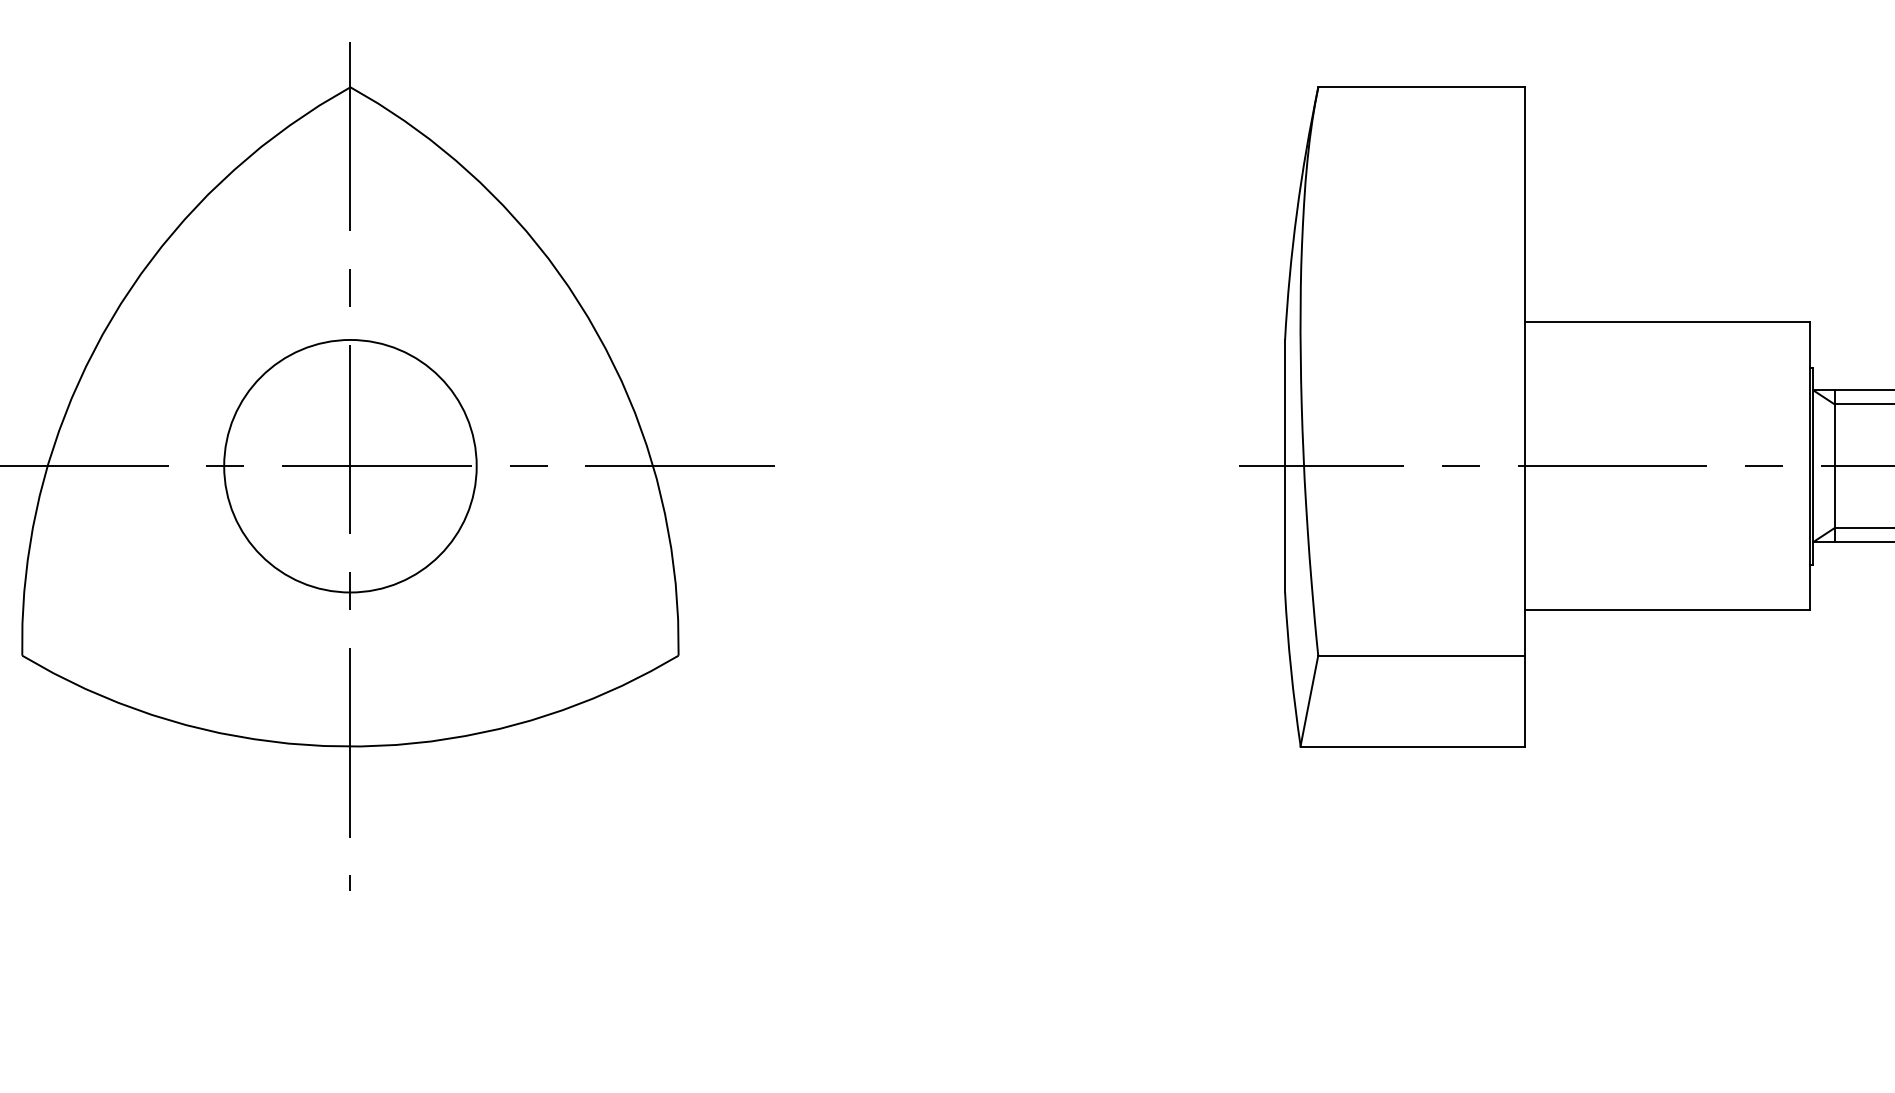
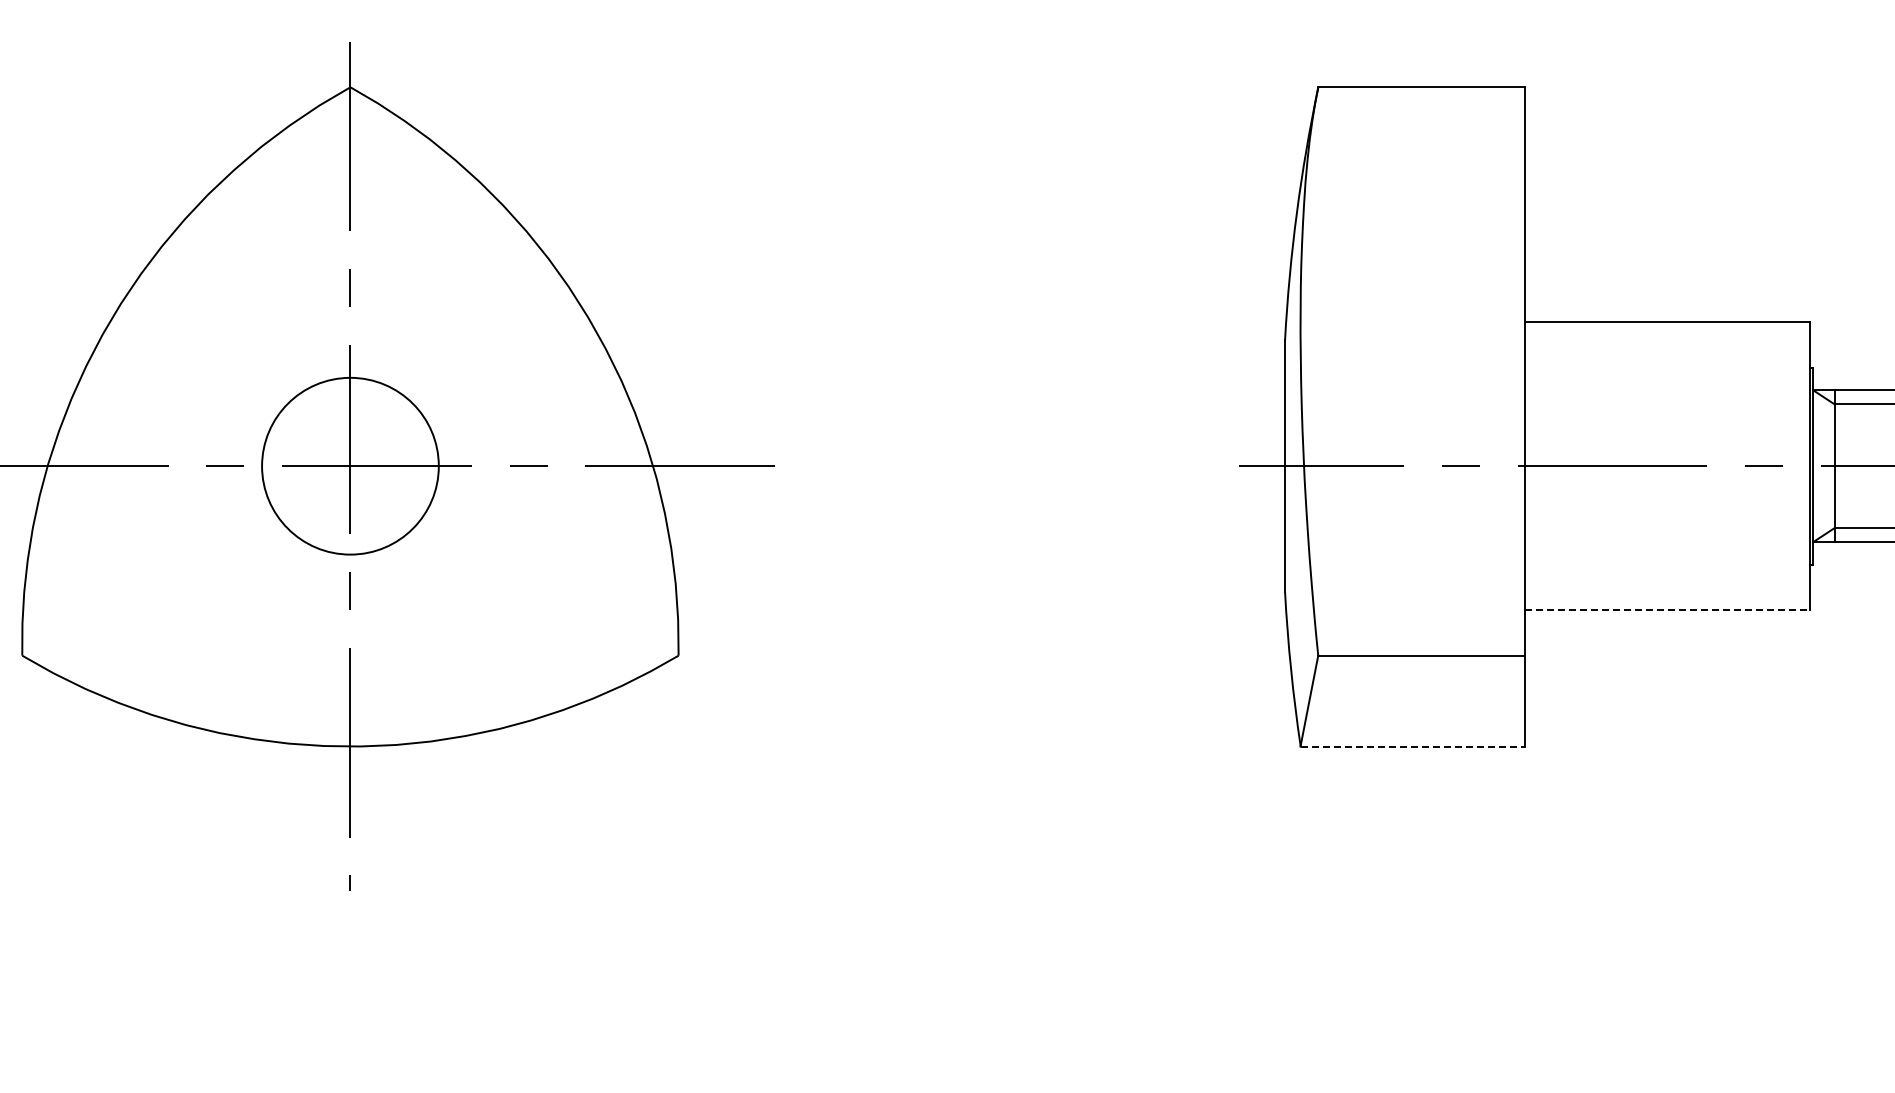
circle diameter: 253 px -> 177 px (350, 465)
line: solid -> dashed (1668, 610)
line: solid -> dashed (1413, 746)
